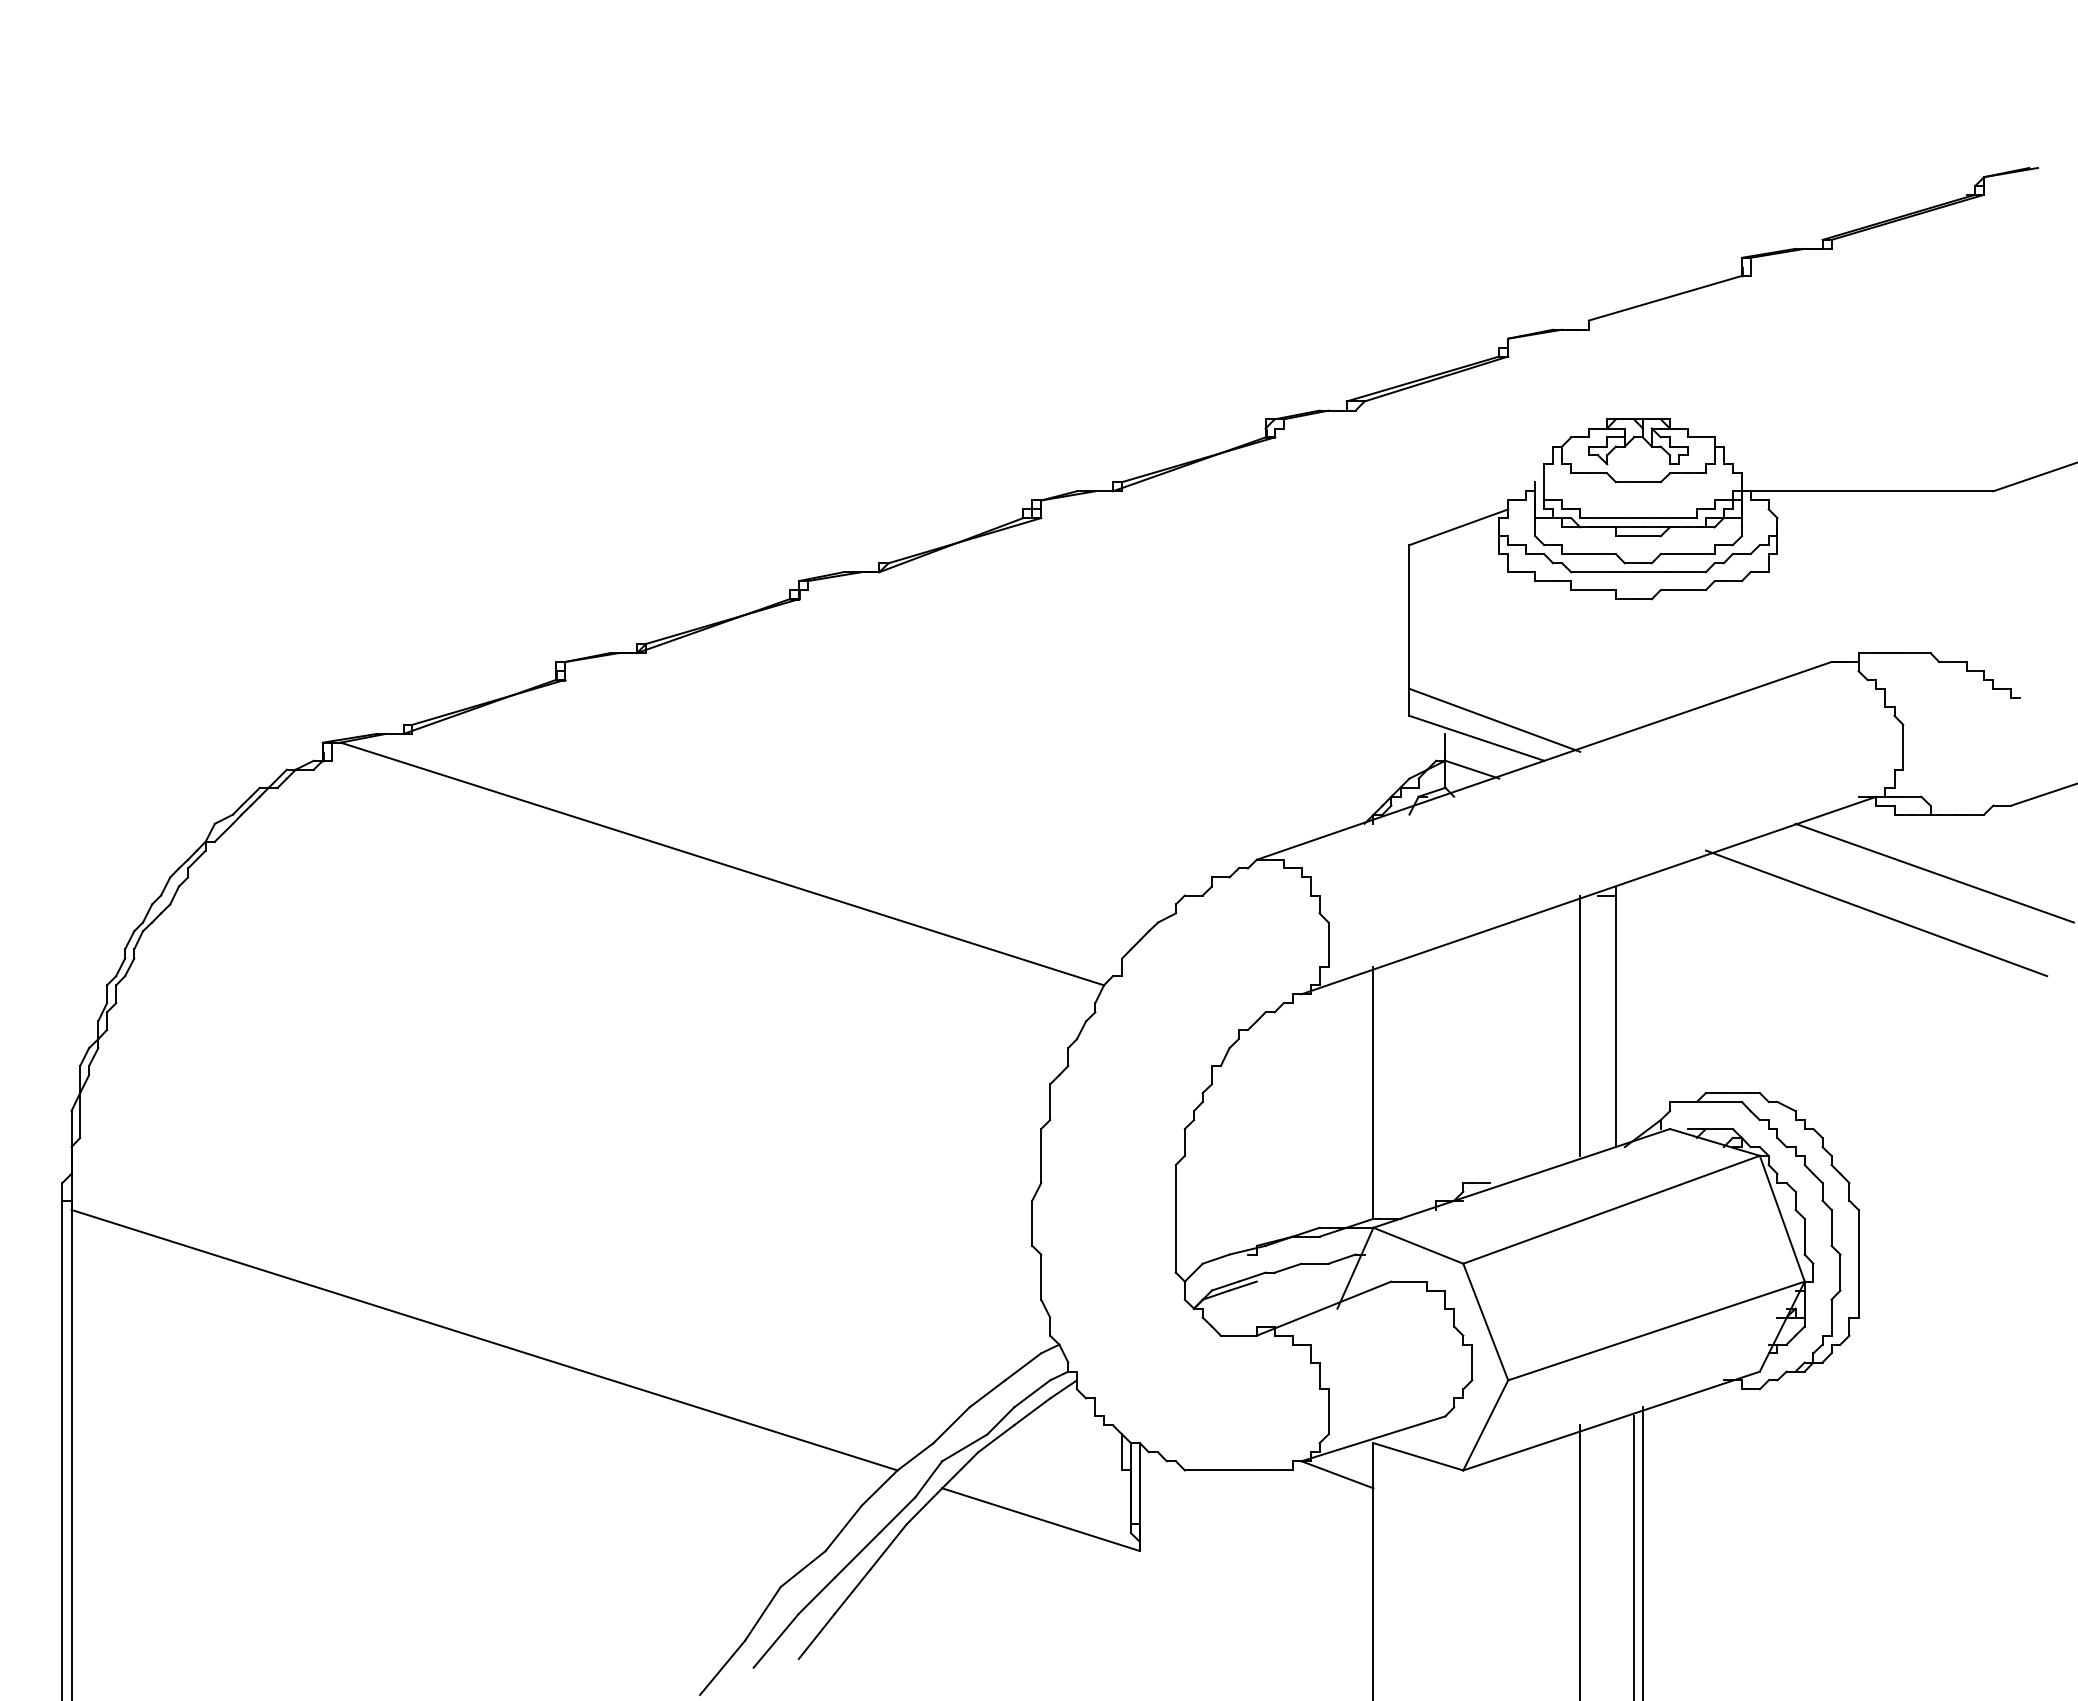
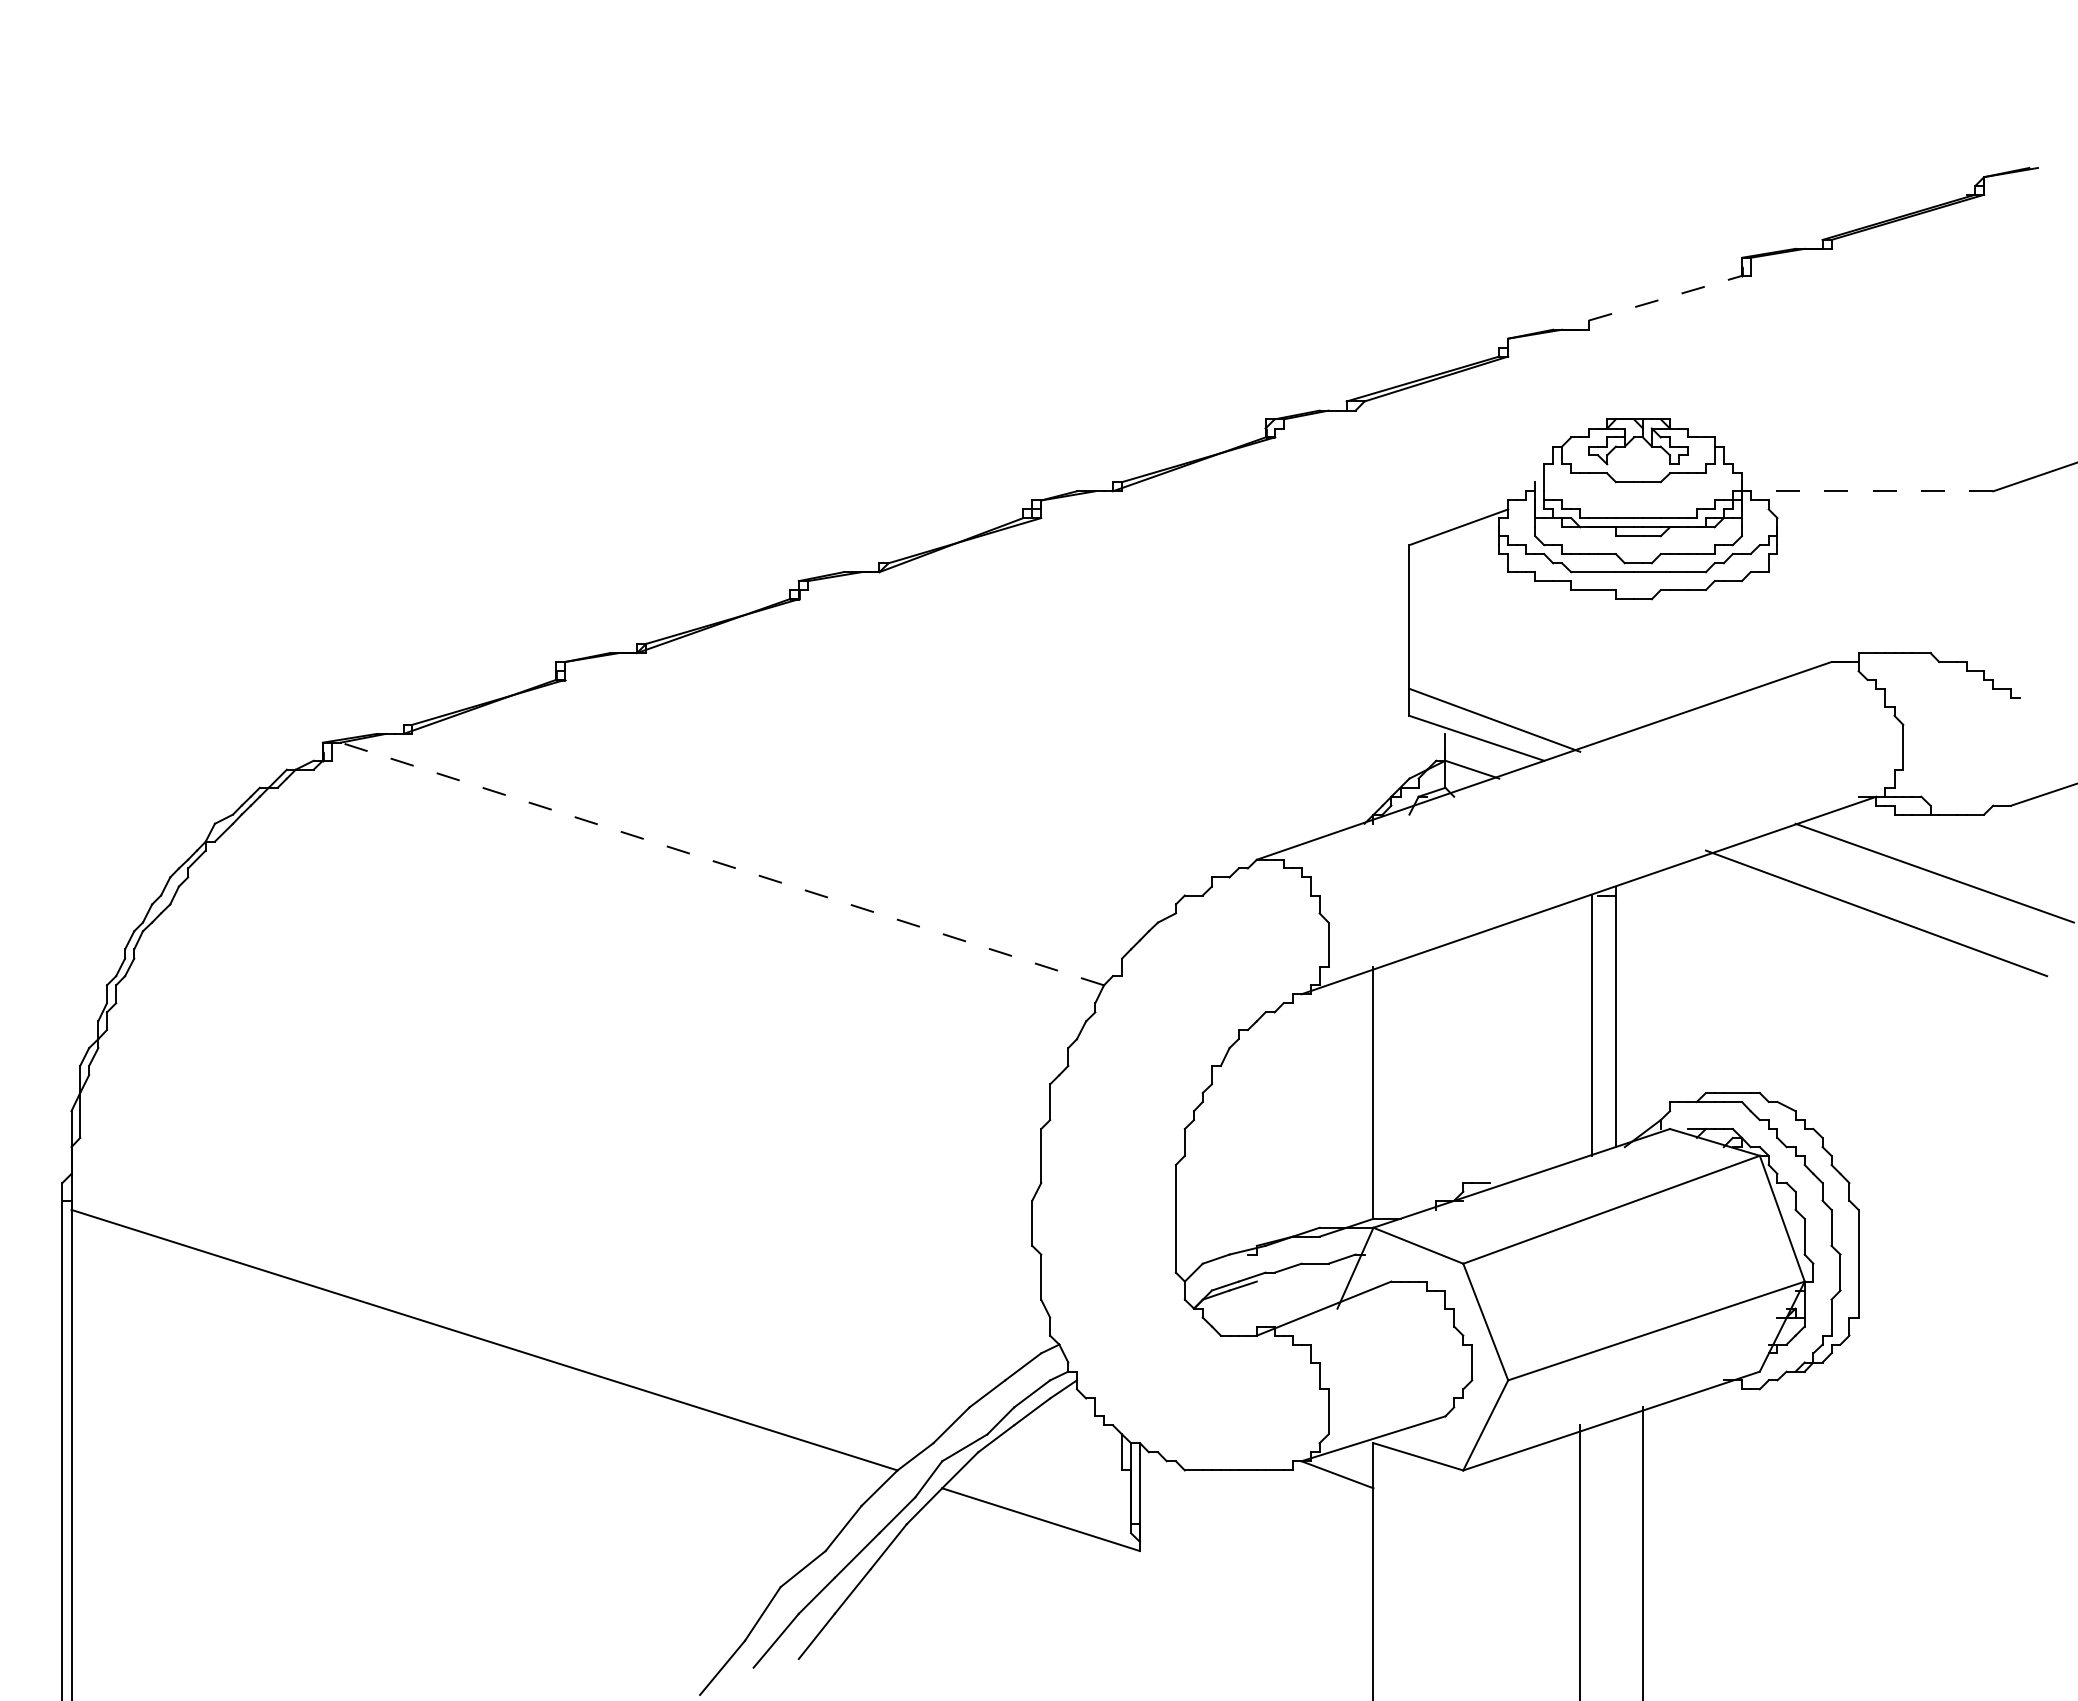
line: solid -> dashed (1665, 298)
line: solid -> dashed (1867, 491)
line: solid -> dashed (721, 863)
line position: (1580, 1025) -> (1592, 1025) (1592, 1025)
line: present -> none (1634, 1556)
